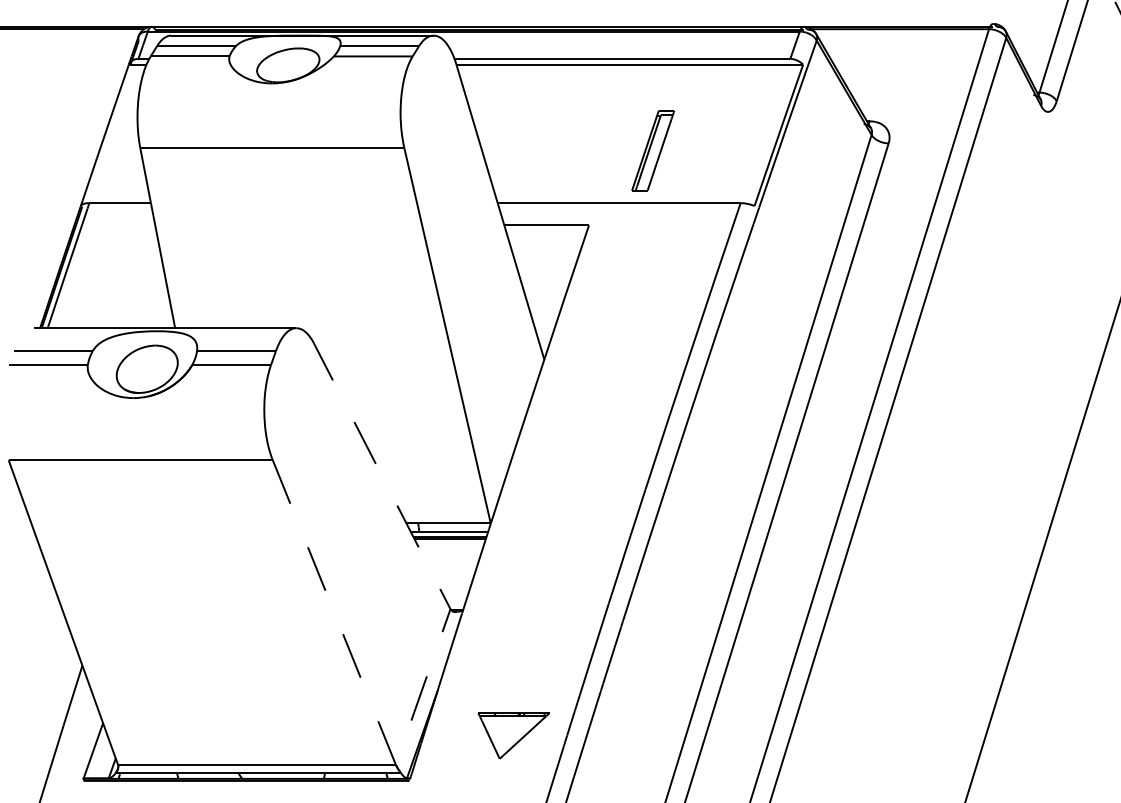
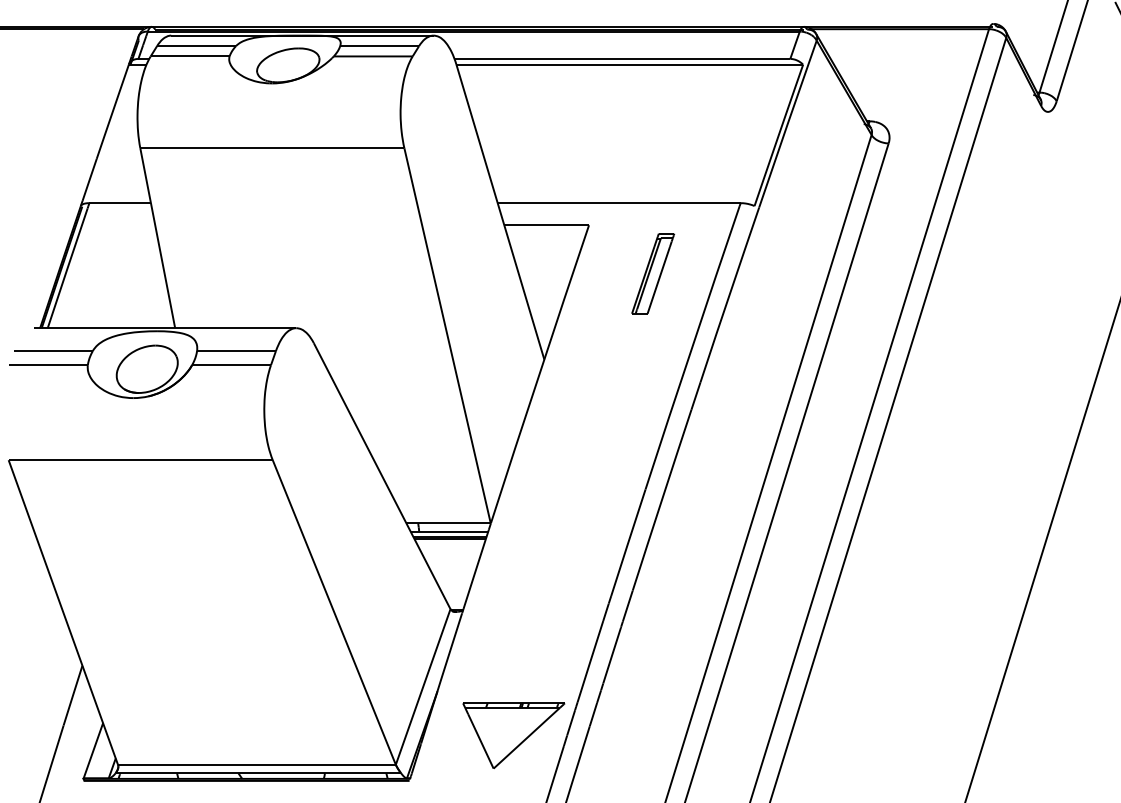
part position: (653, 150) -> (653, 273) (653, 273)
line: dashed -> solid (418, 700)
part size: 73x48 px -> 104x68 px (513, 735)
